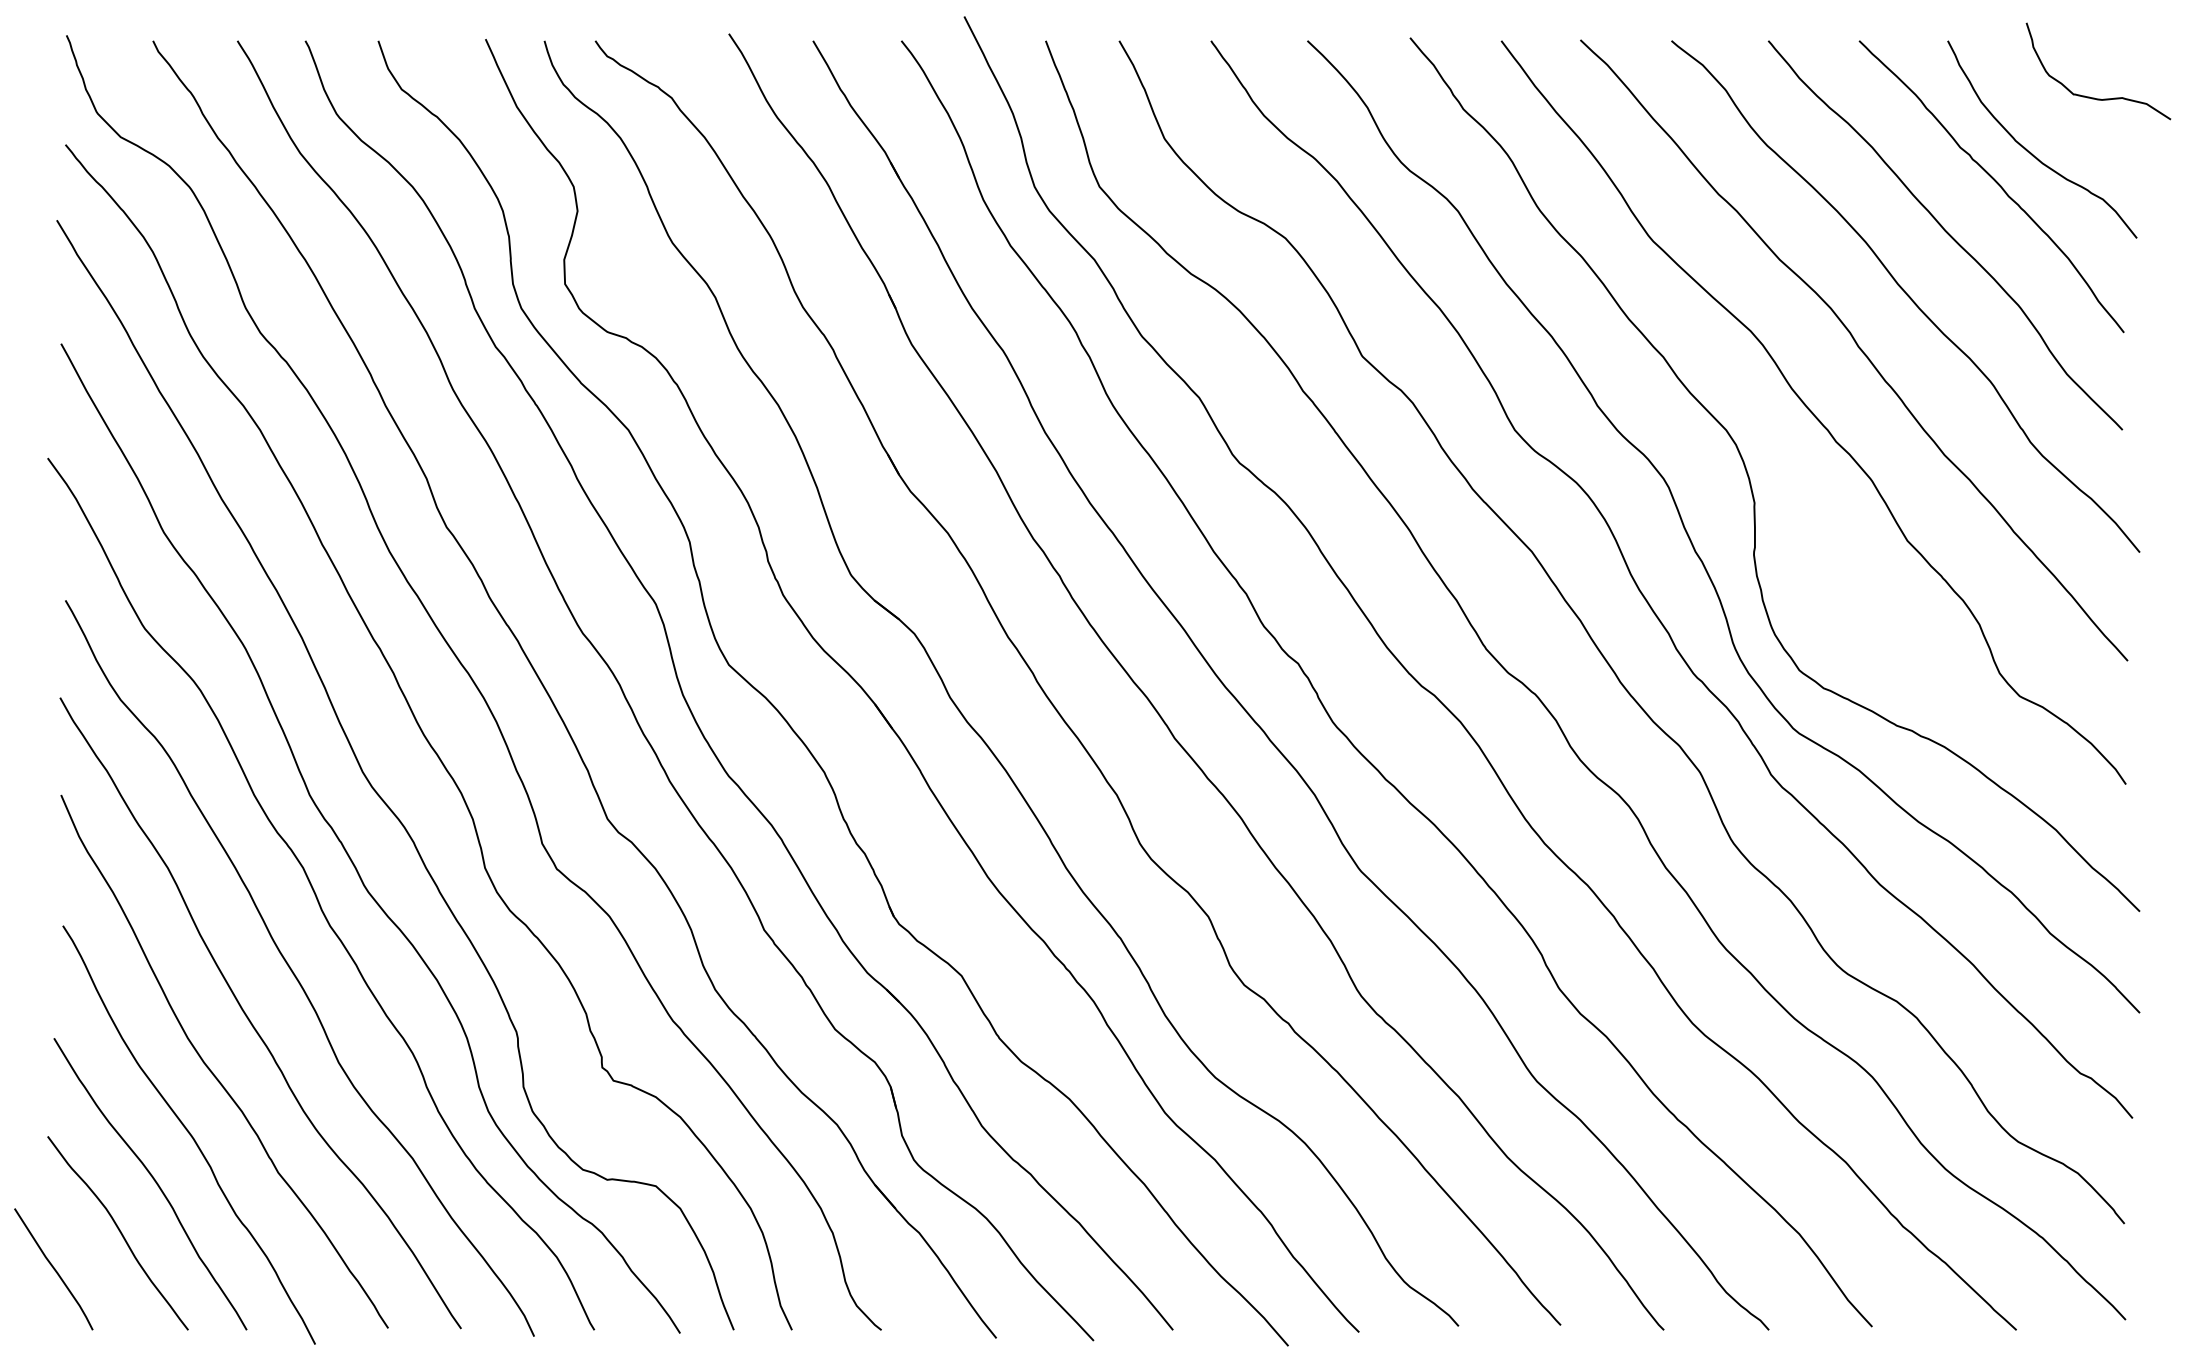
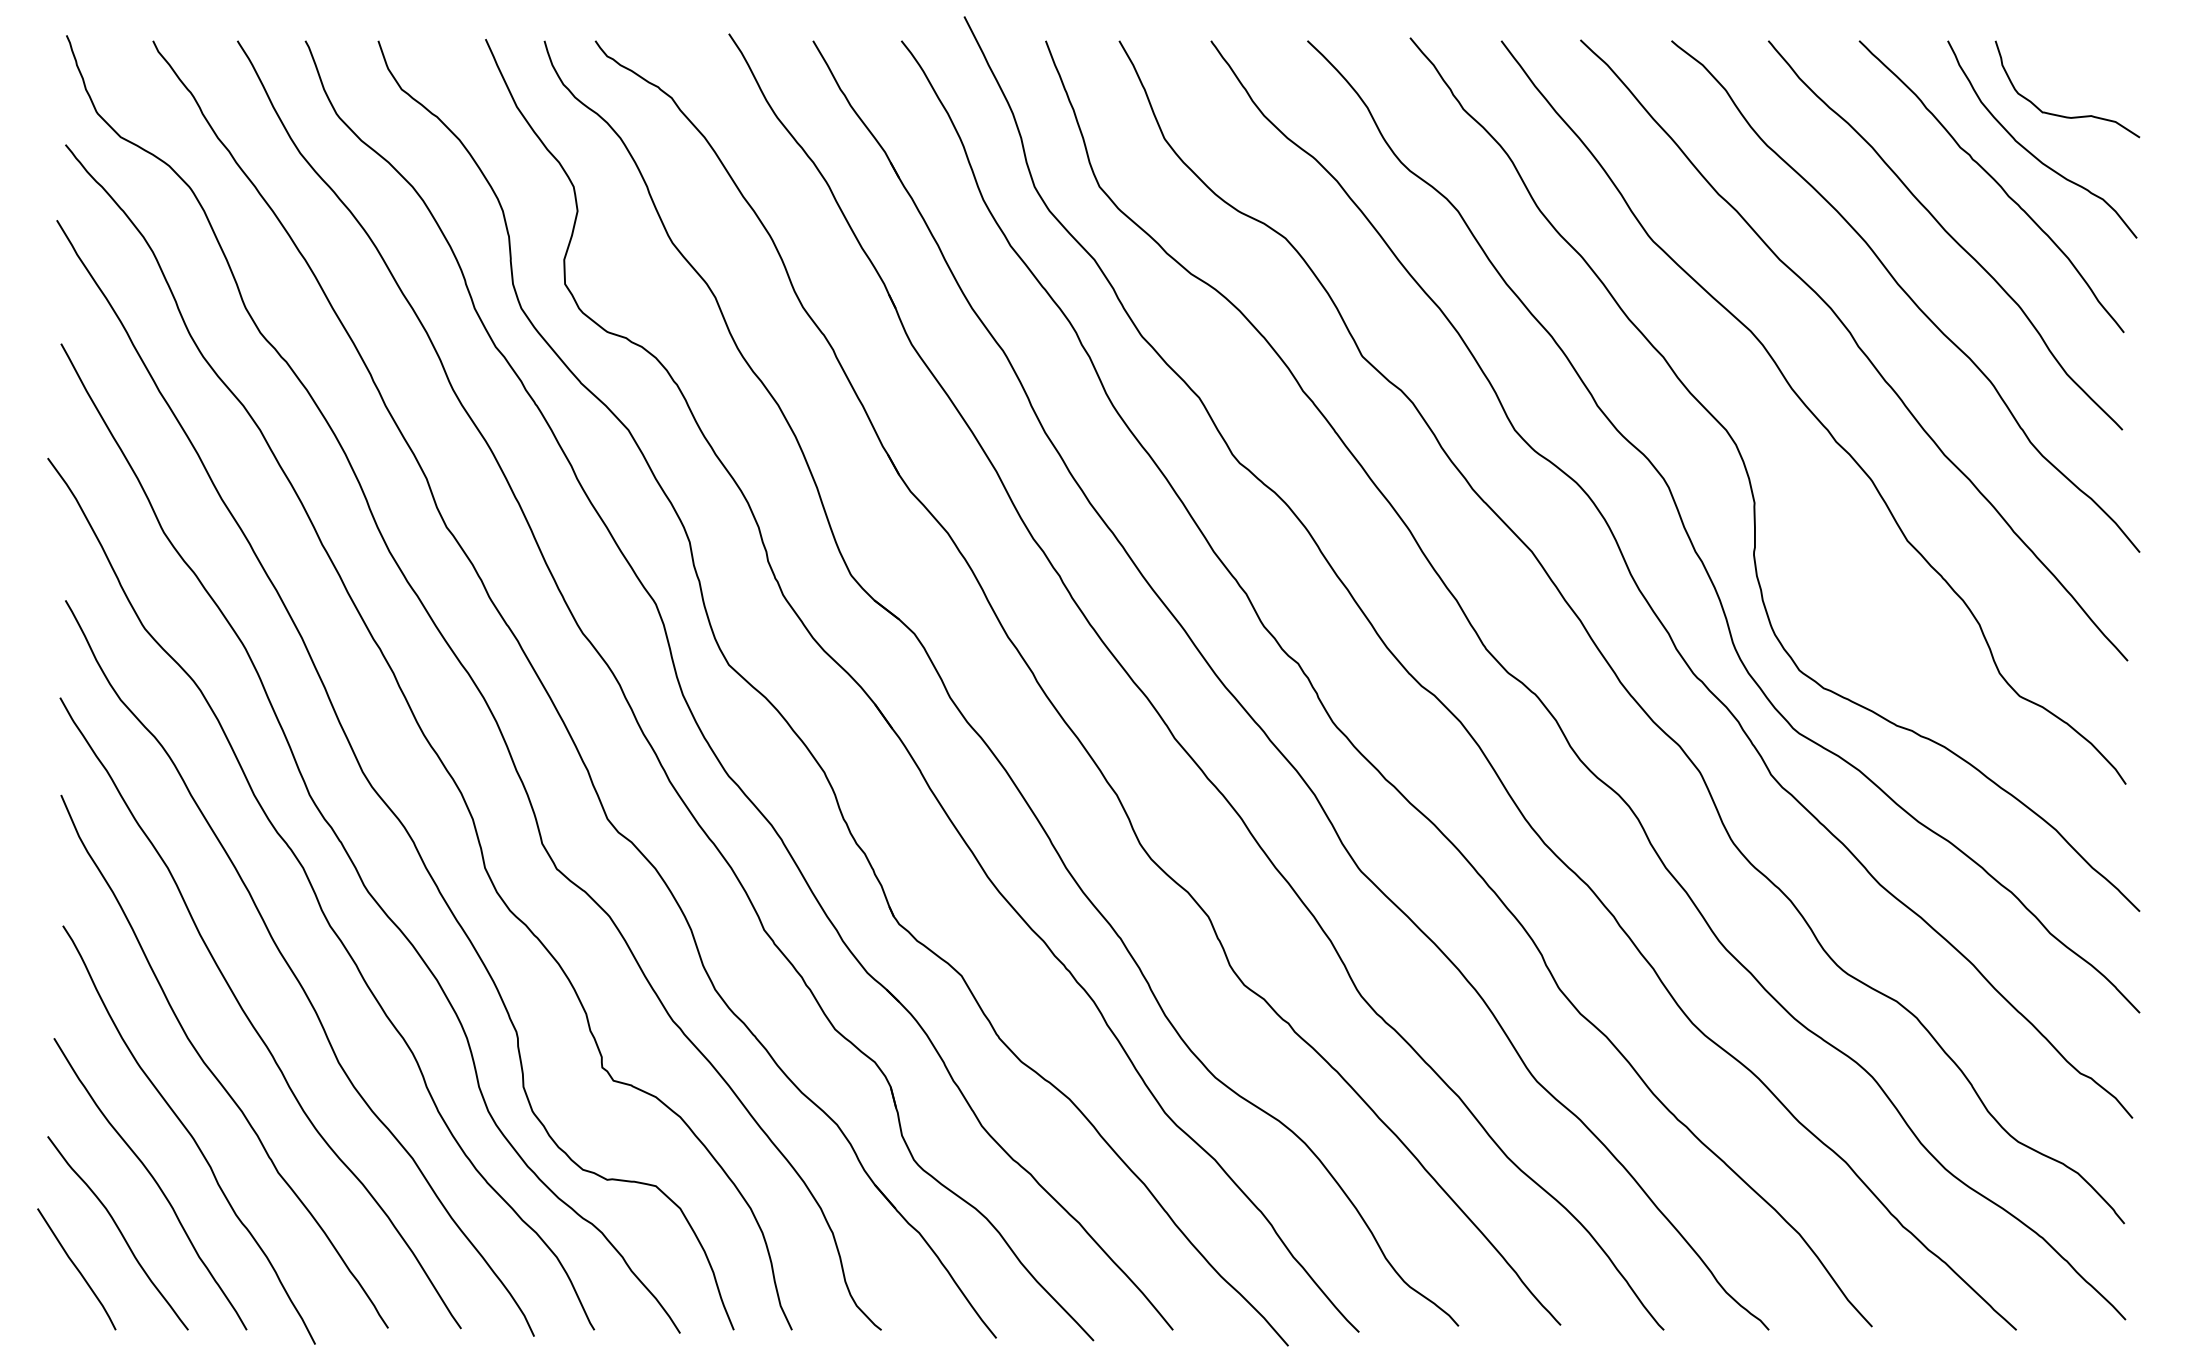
curve position: (2094, 97) -> (2063, 115) (2063, 115)
curve position: (53, 1269) -> (76, 1269) (76, 1269)
